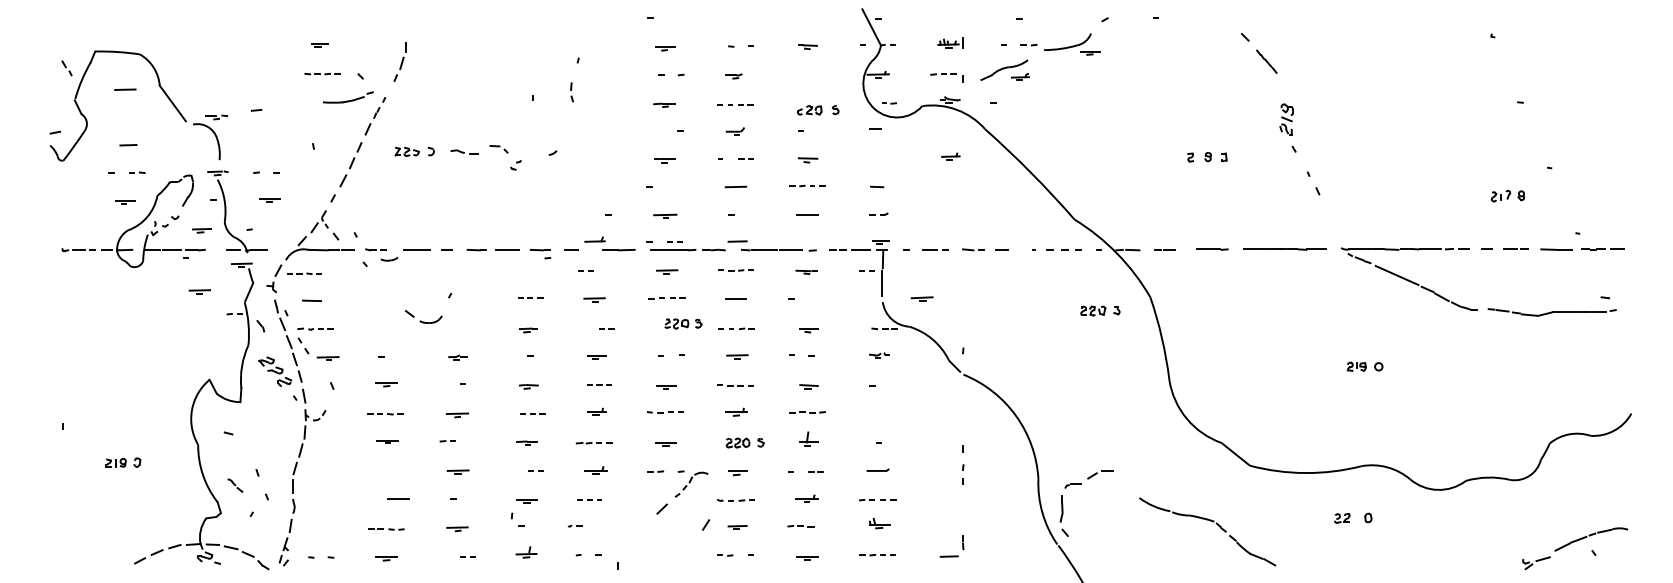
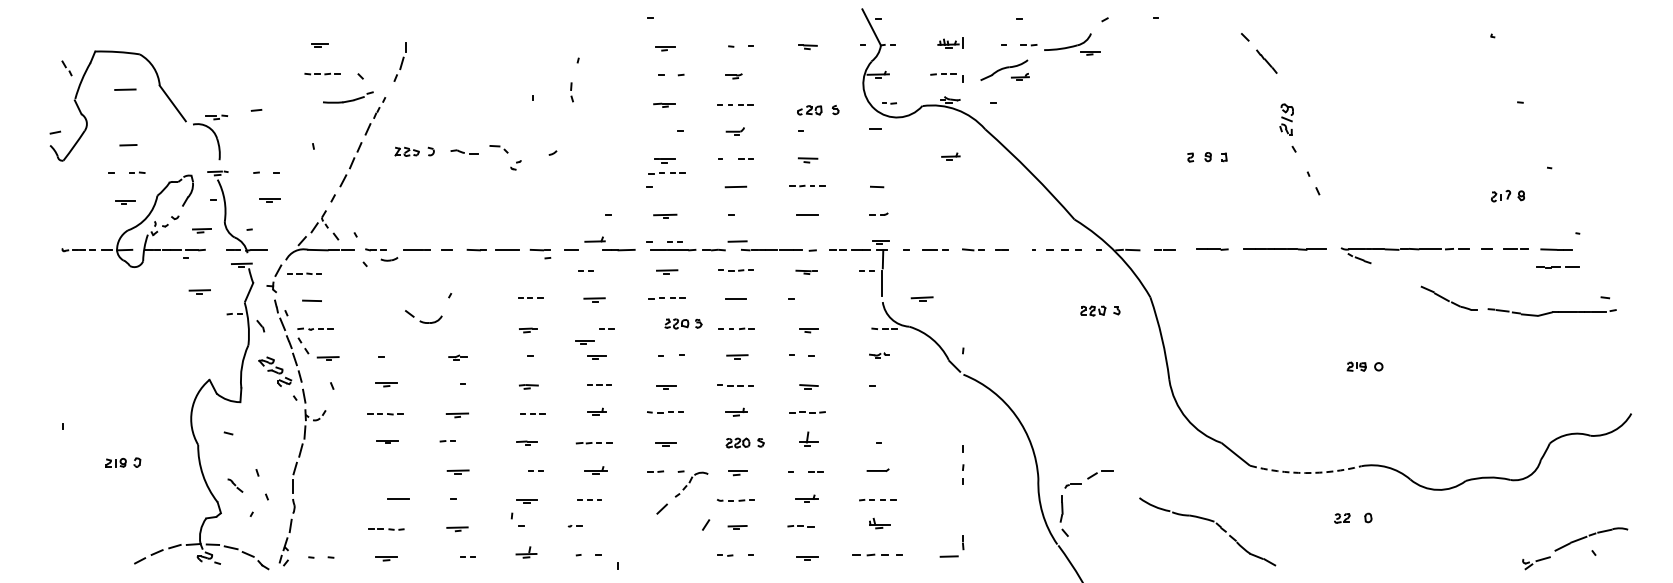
part: none -> present (666, 173)
part position: (1602, 249) -> (1557, 267) (1557, 267)
line: present -> none (1396, 274)
part: none -> present (584, 342)
arc: solid -> dashed (1305, 473)
part size: 37x3 px -> 51x4 px (877, 554)
